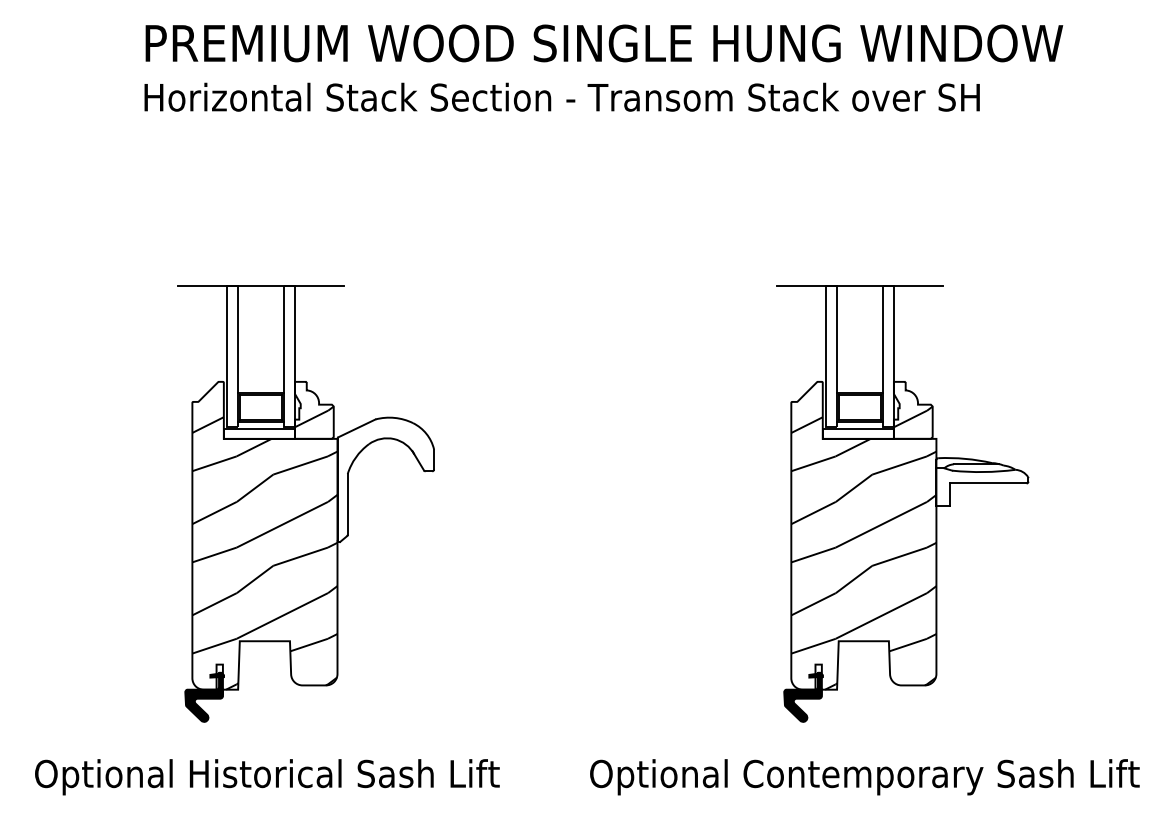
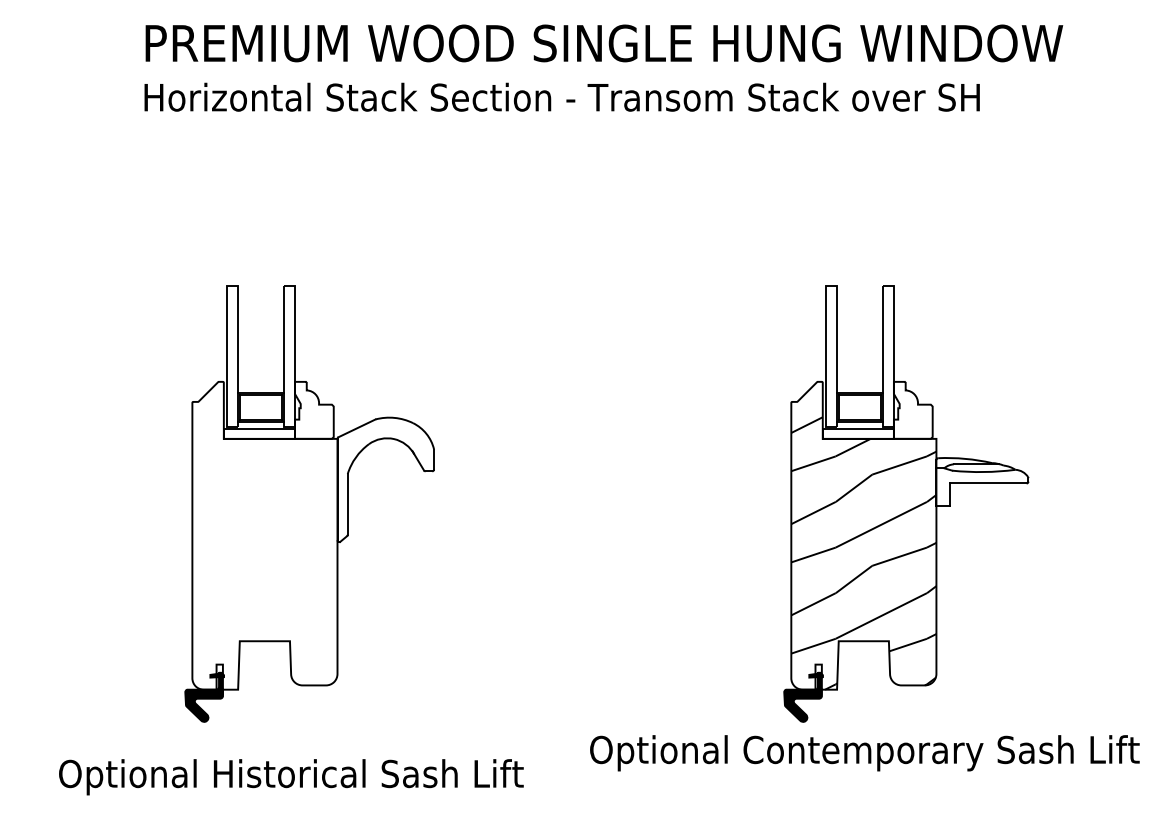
line: present -> none (260, 286)
line: present -> none (859, 286)
hatch: present -> none (313, 416)
hatch: present -> none (912, 416)
hatch: present -> none (264, 553)
text position: (267, 777) -> (291, 777) (291, 777)
text position: (864, 777) -> (864, 753) (864, 753)
